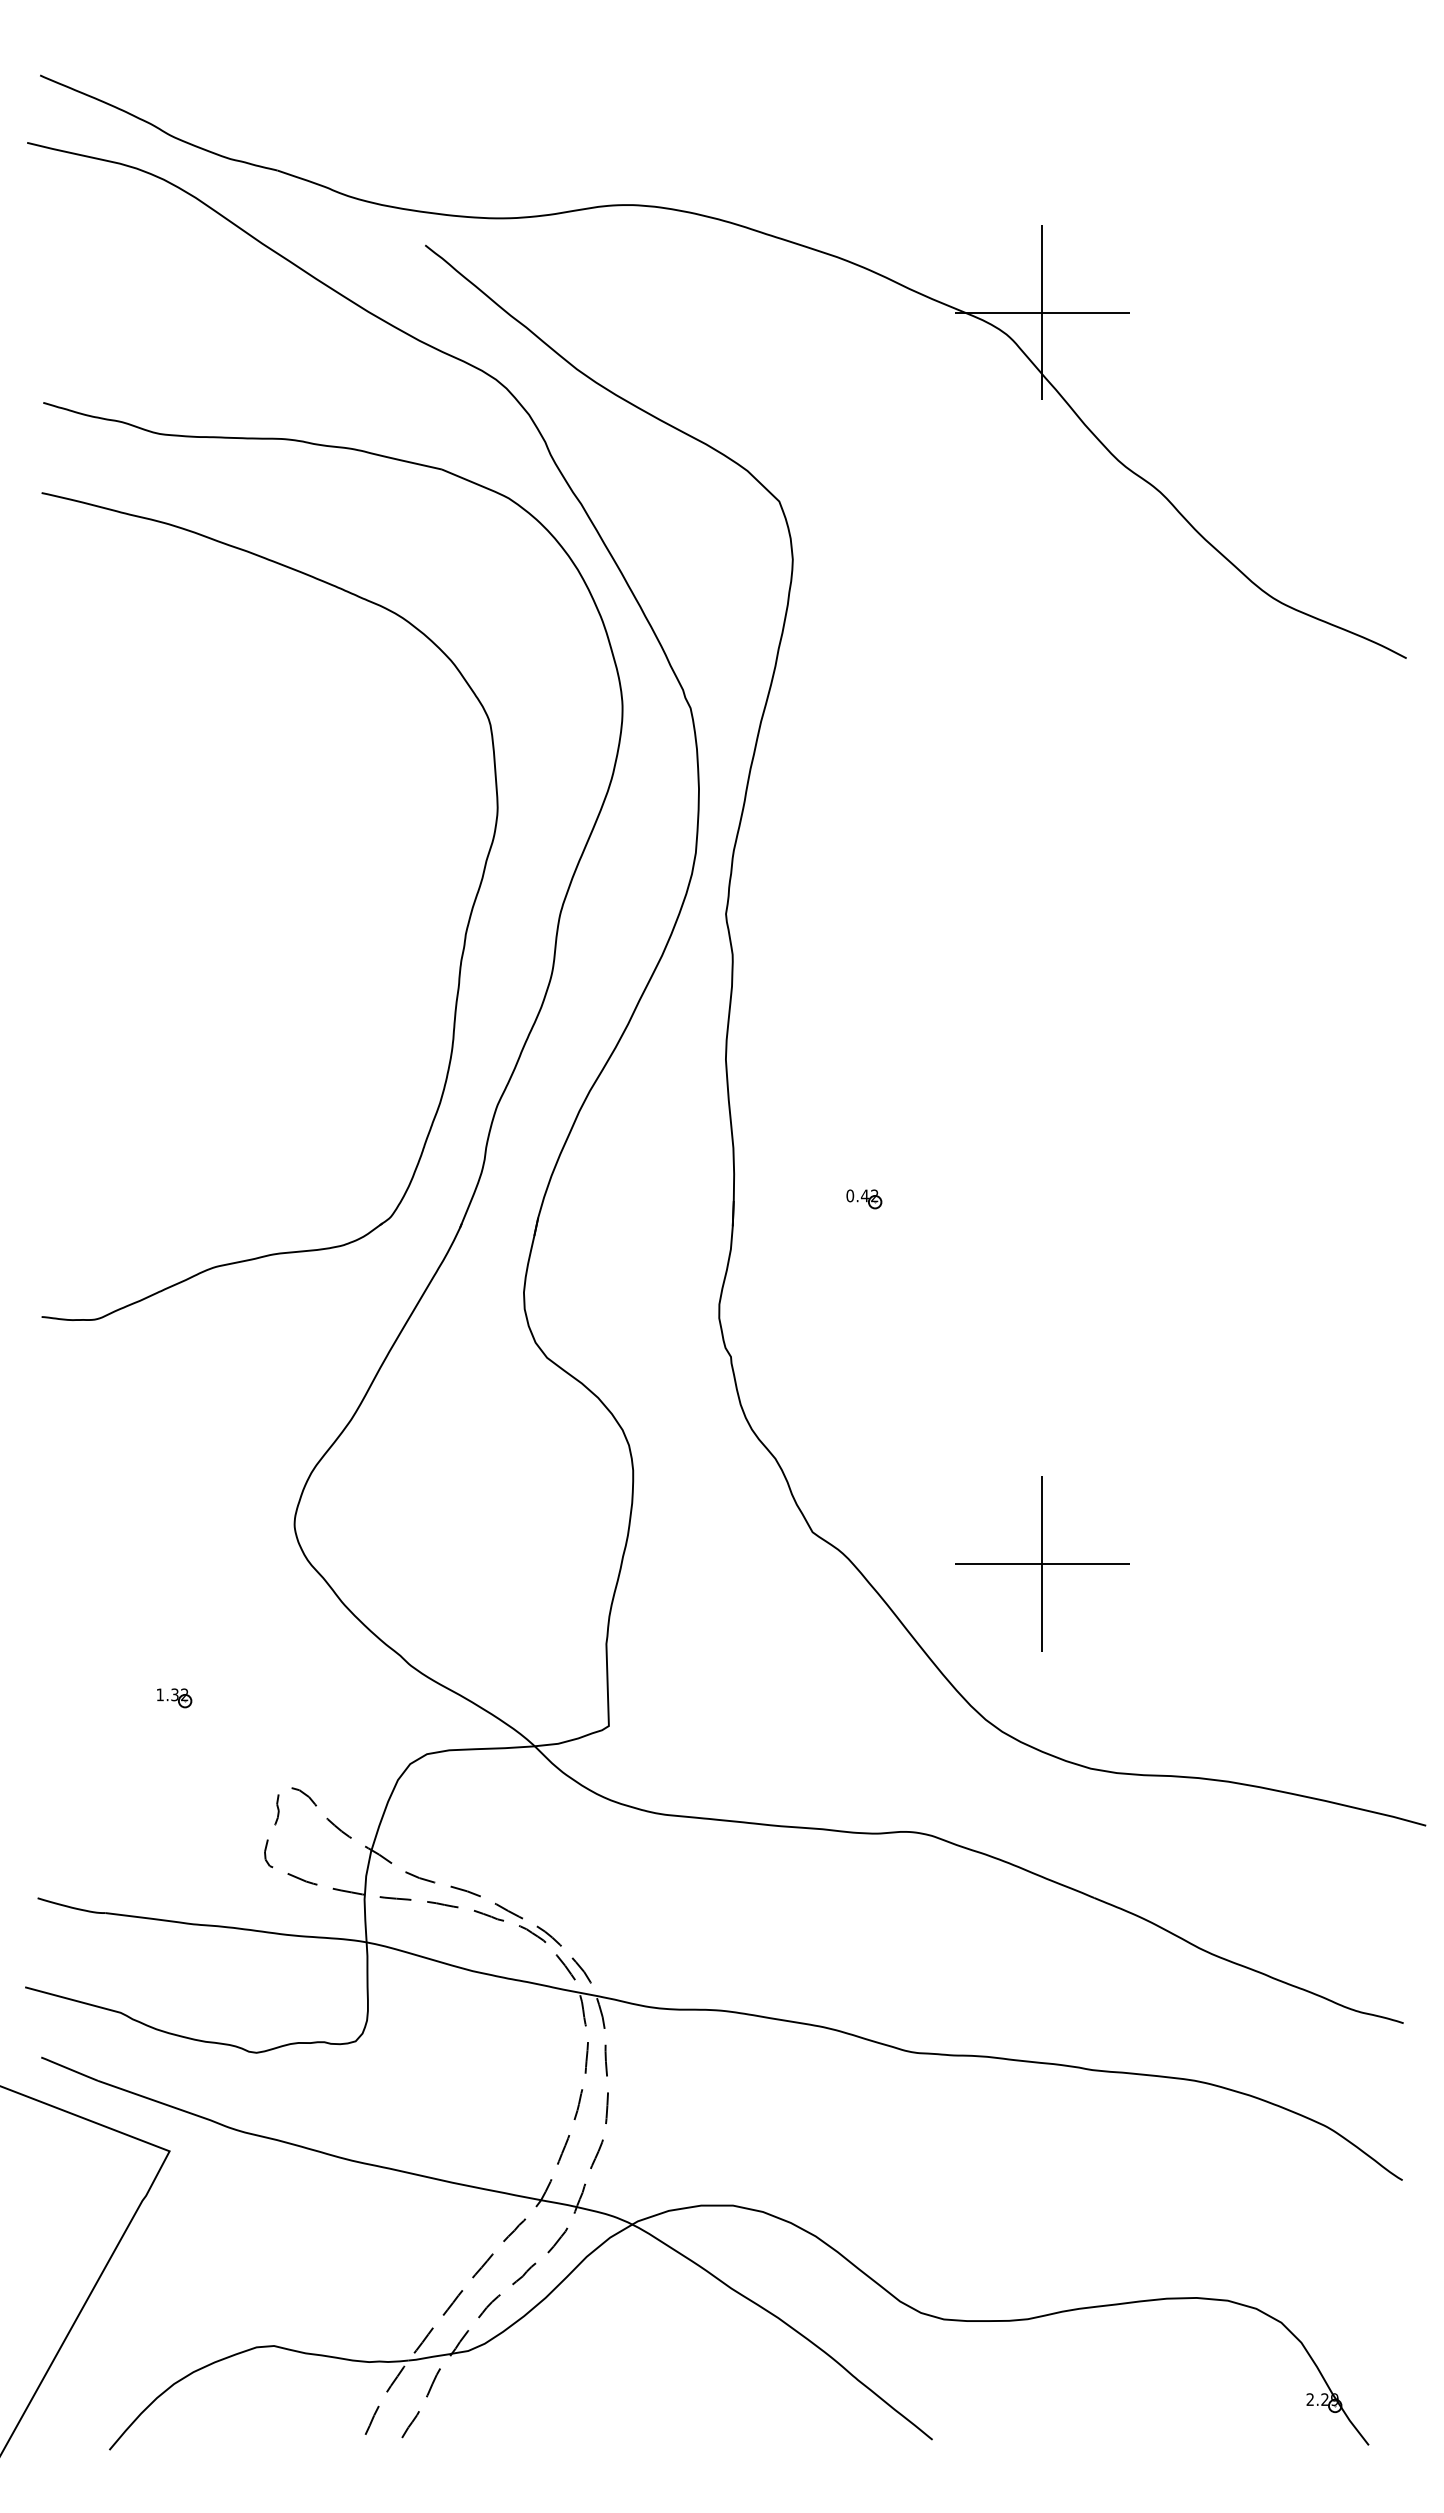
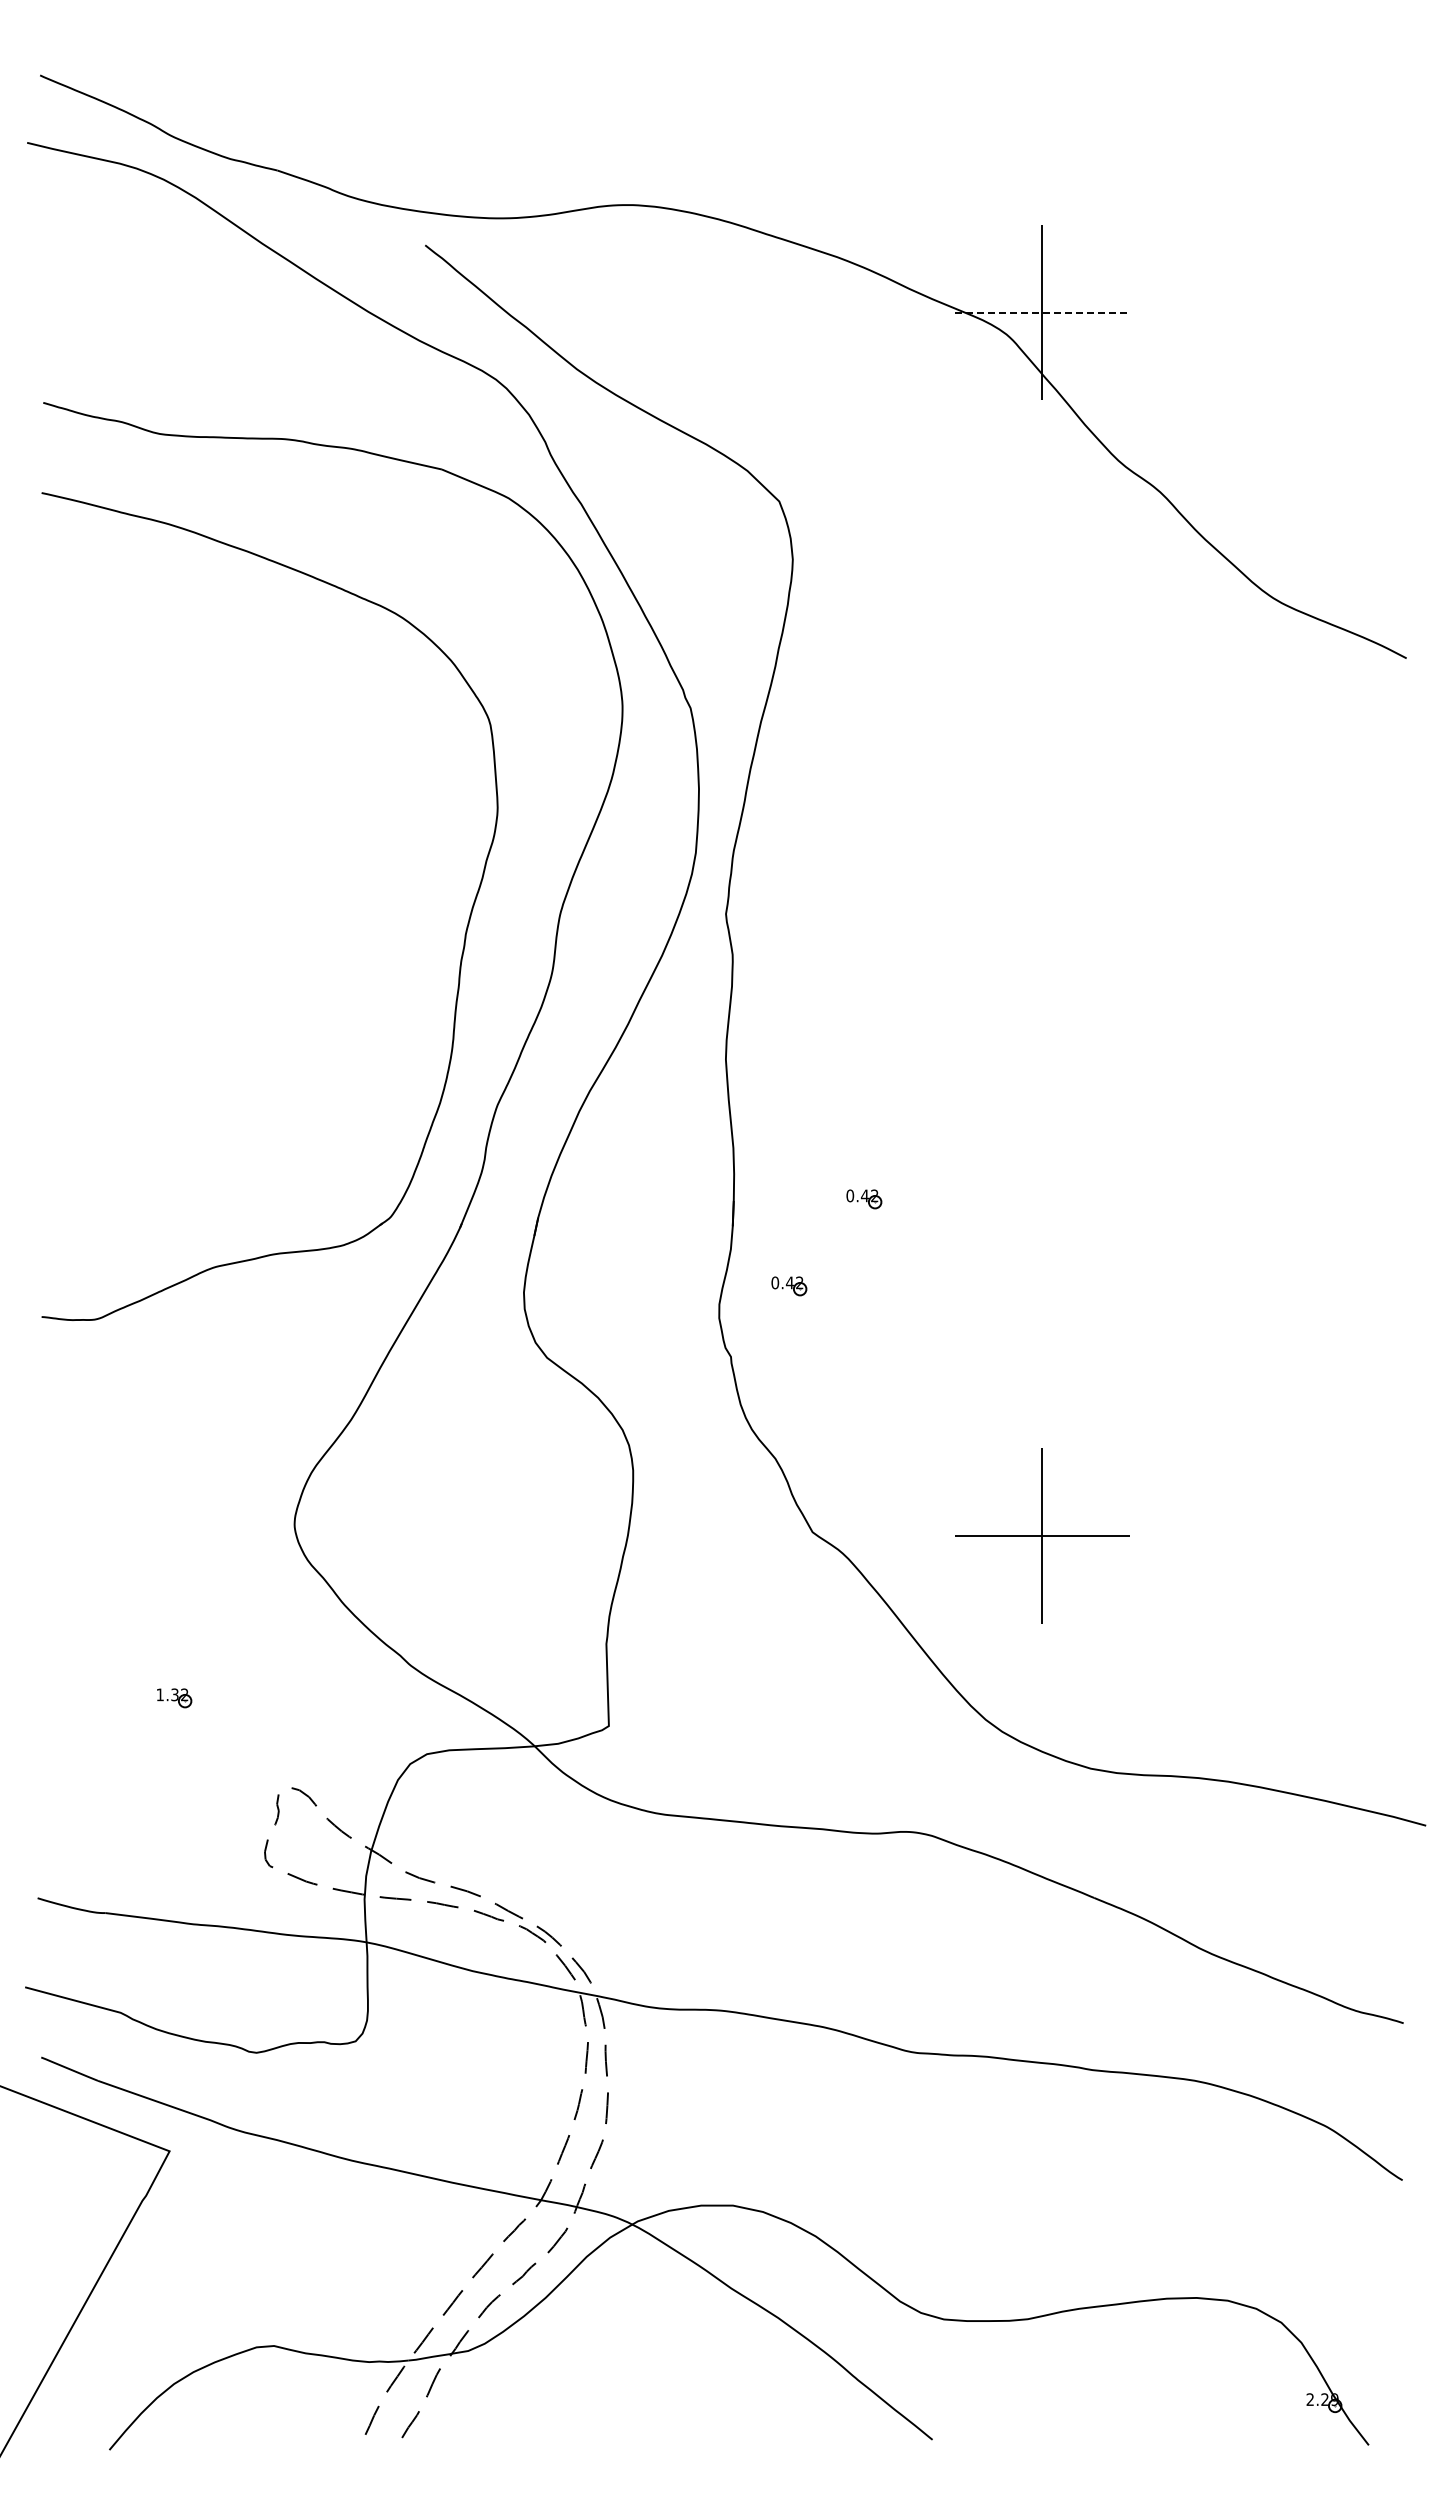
line: solid -> dashed (1042, 312)
part: none -> present (789, 1286)
part position: (1042, 1563) -> (1042, 1535) (1042, 1535)
